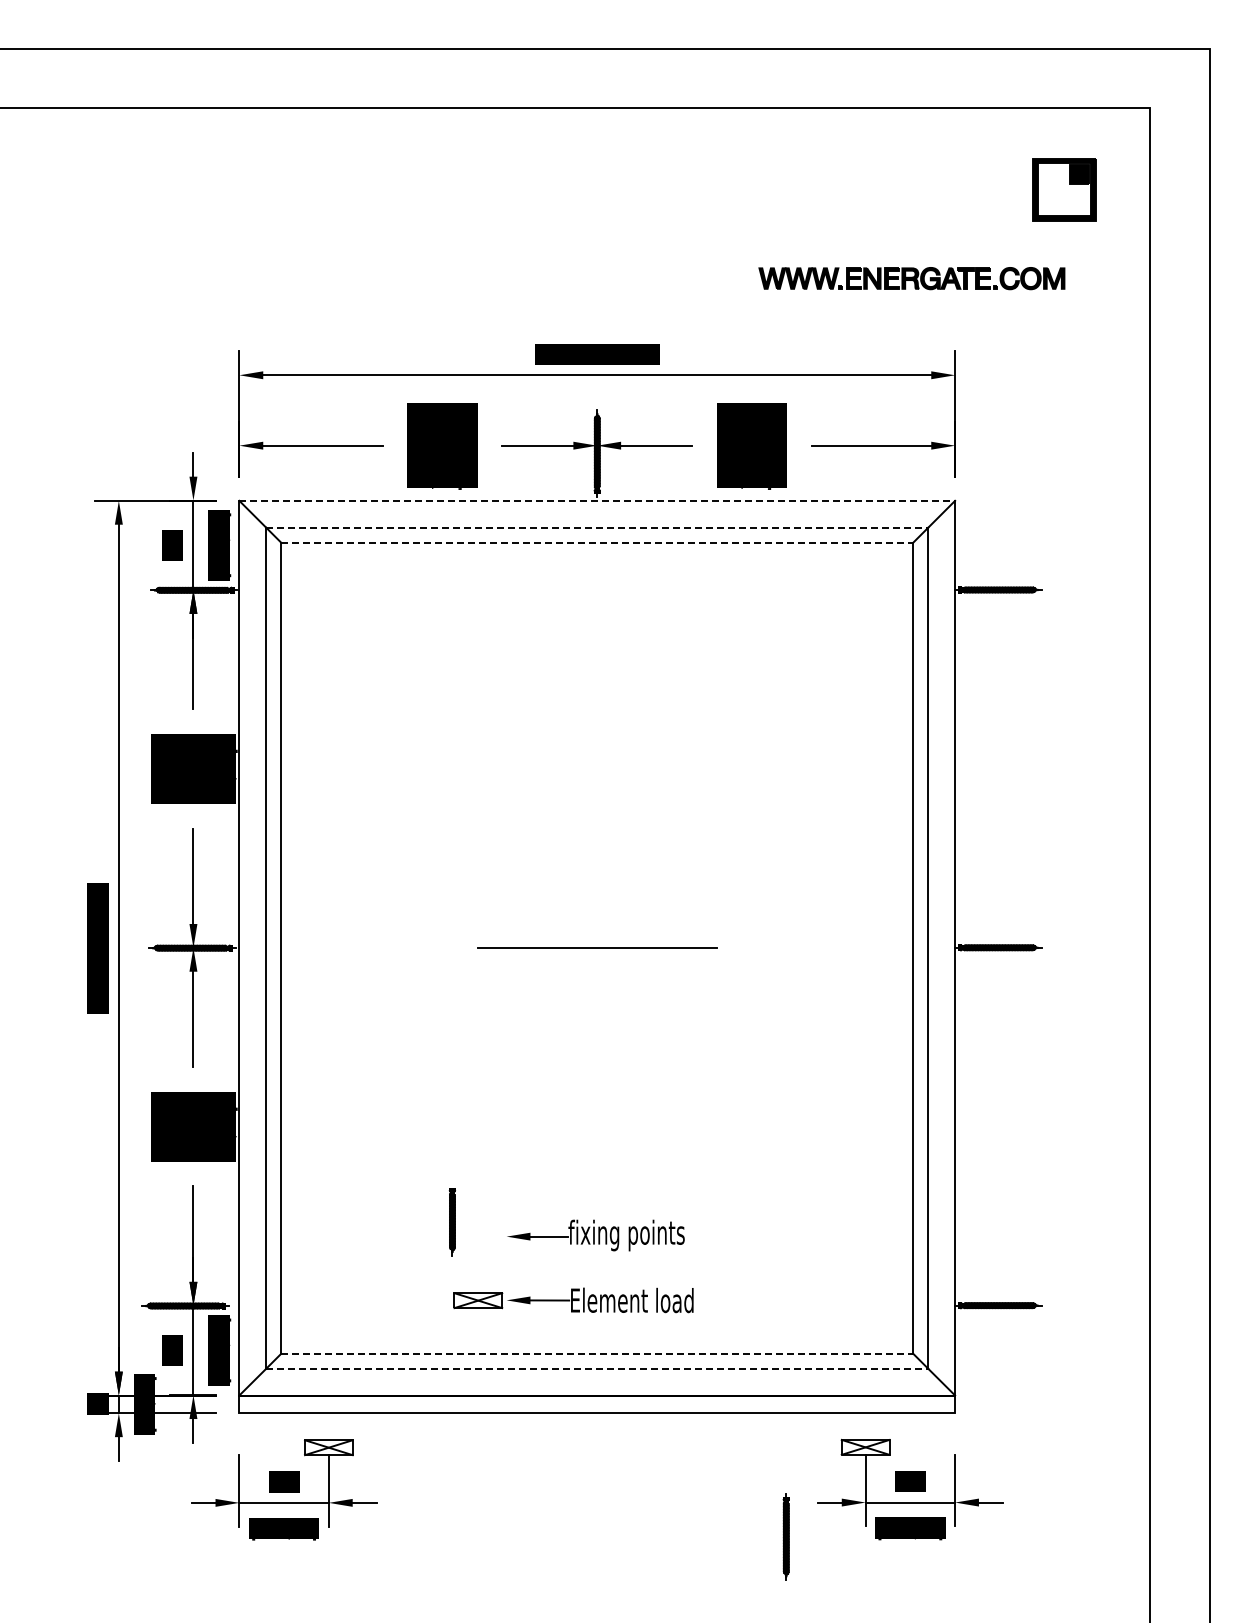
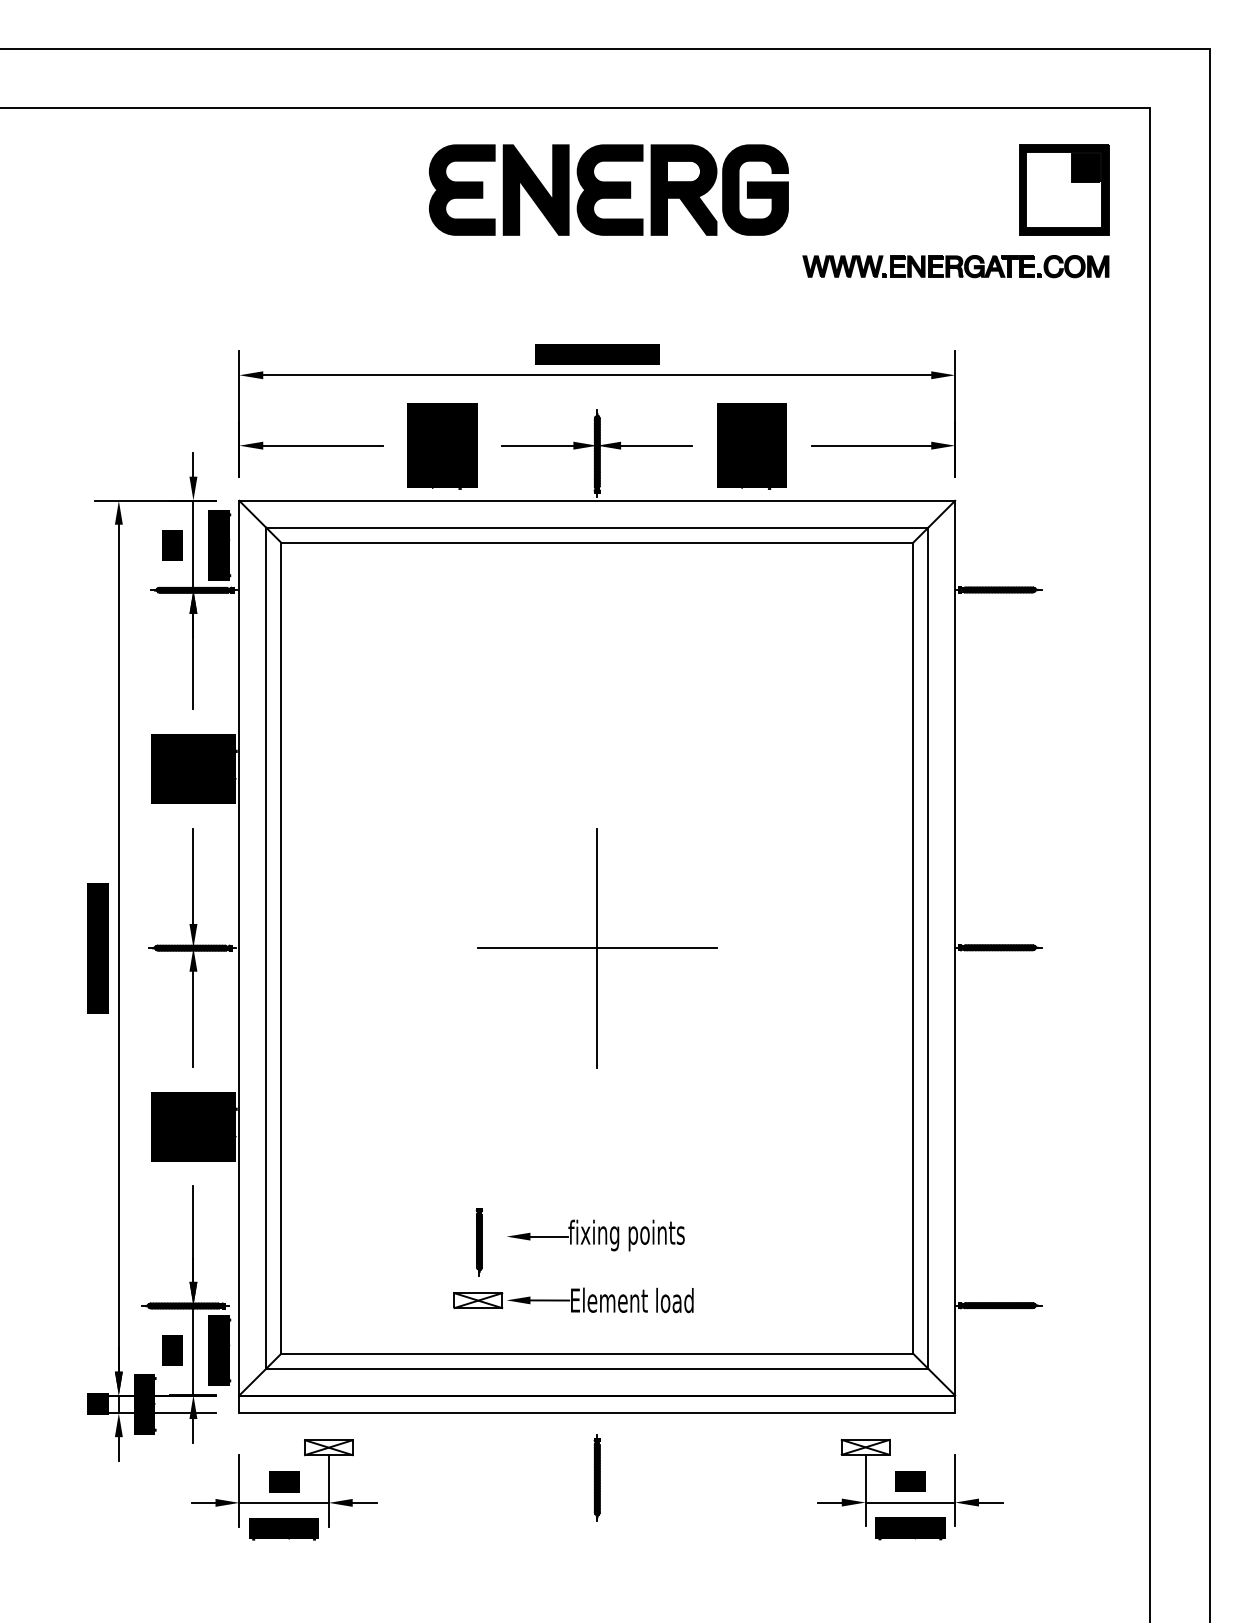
part: none -> present (608, 189)
part size: 65x64 px -> 91x92 px (1064, 189)
part position: (911, 278) -> (955, 266) (955, 266)
line: dashed -> solid (597, 500)
line: dashed -> solid (597, 527)
line: dashed -> solid (597, 542)
line: none -> present (597, 947)
part position: (451, 1222) -> (478, 1242) (478, 1242)
line: dashed -> solid (597, 1353)
line: dashed -> solid (597, 1368)
part position: (785, 1536) -> (596, 1477) (596, 1477)
